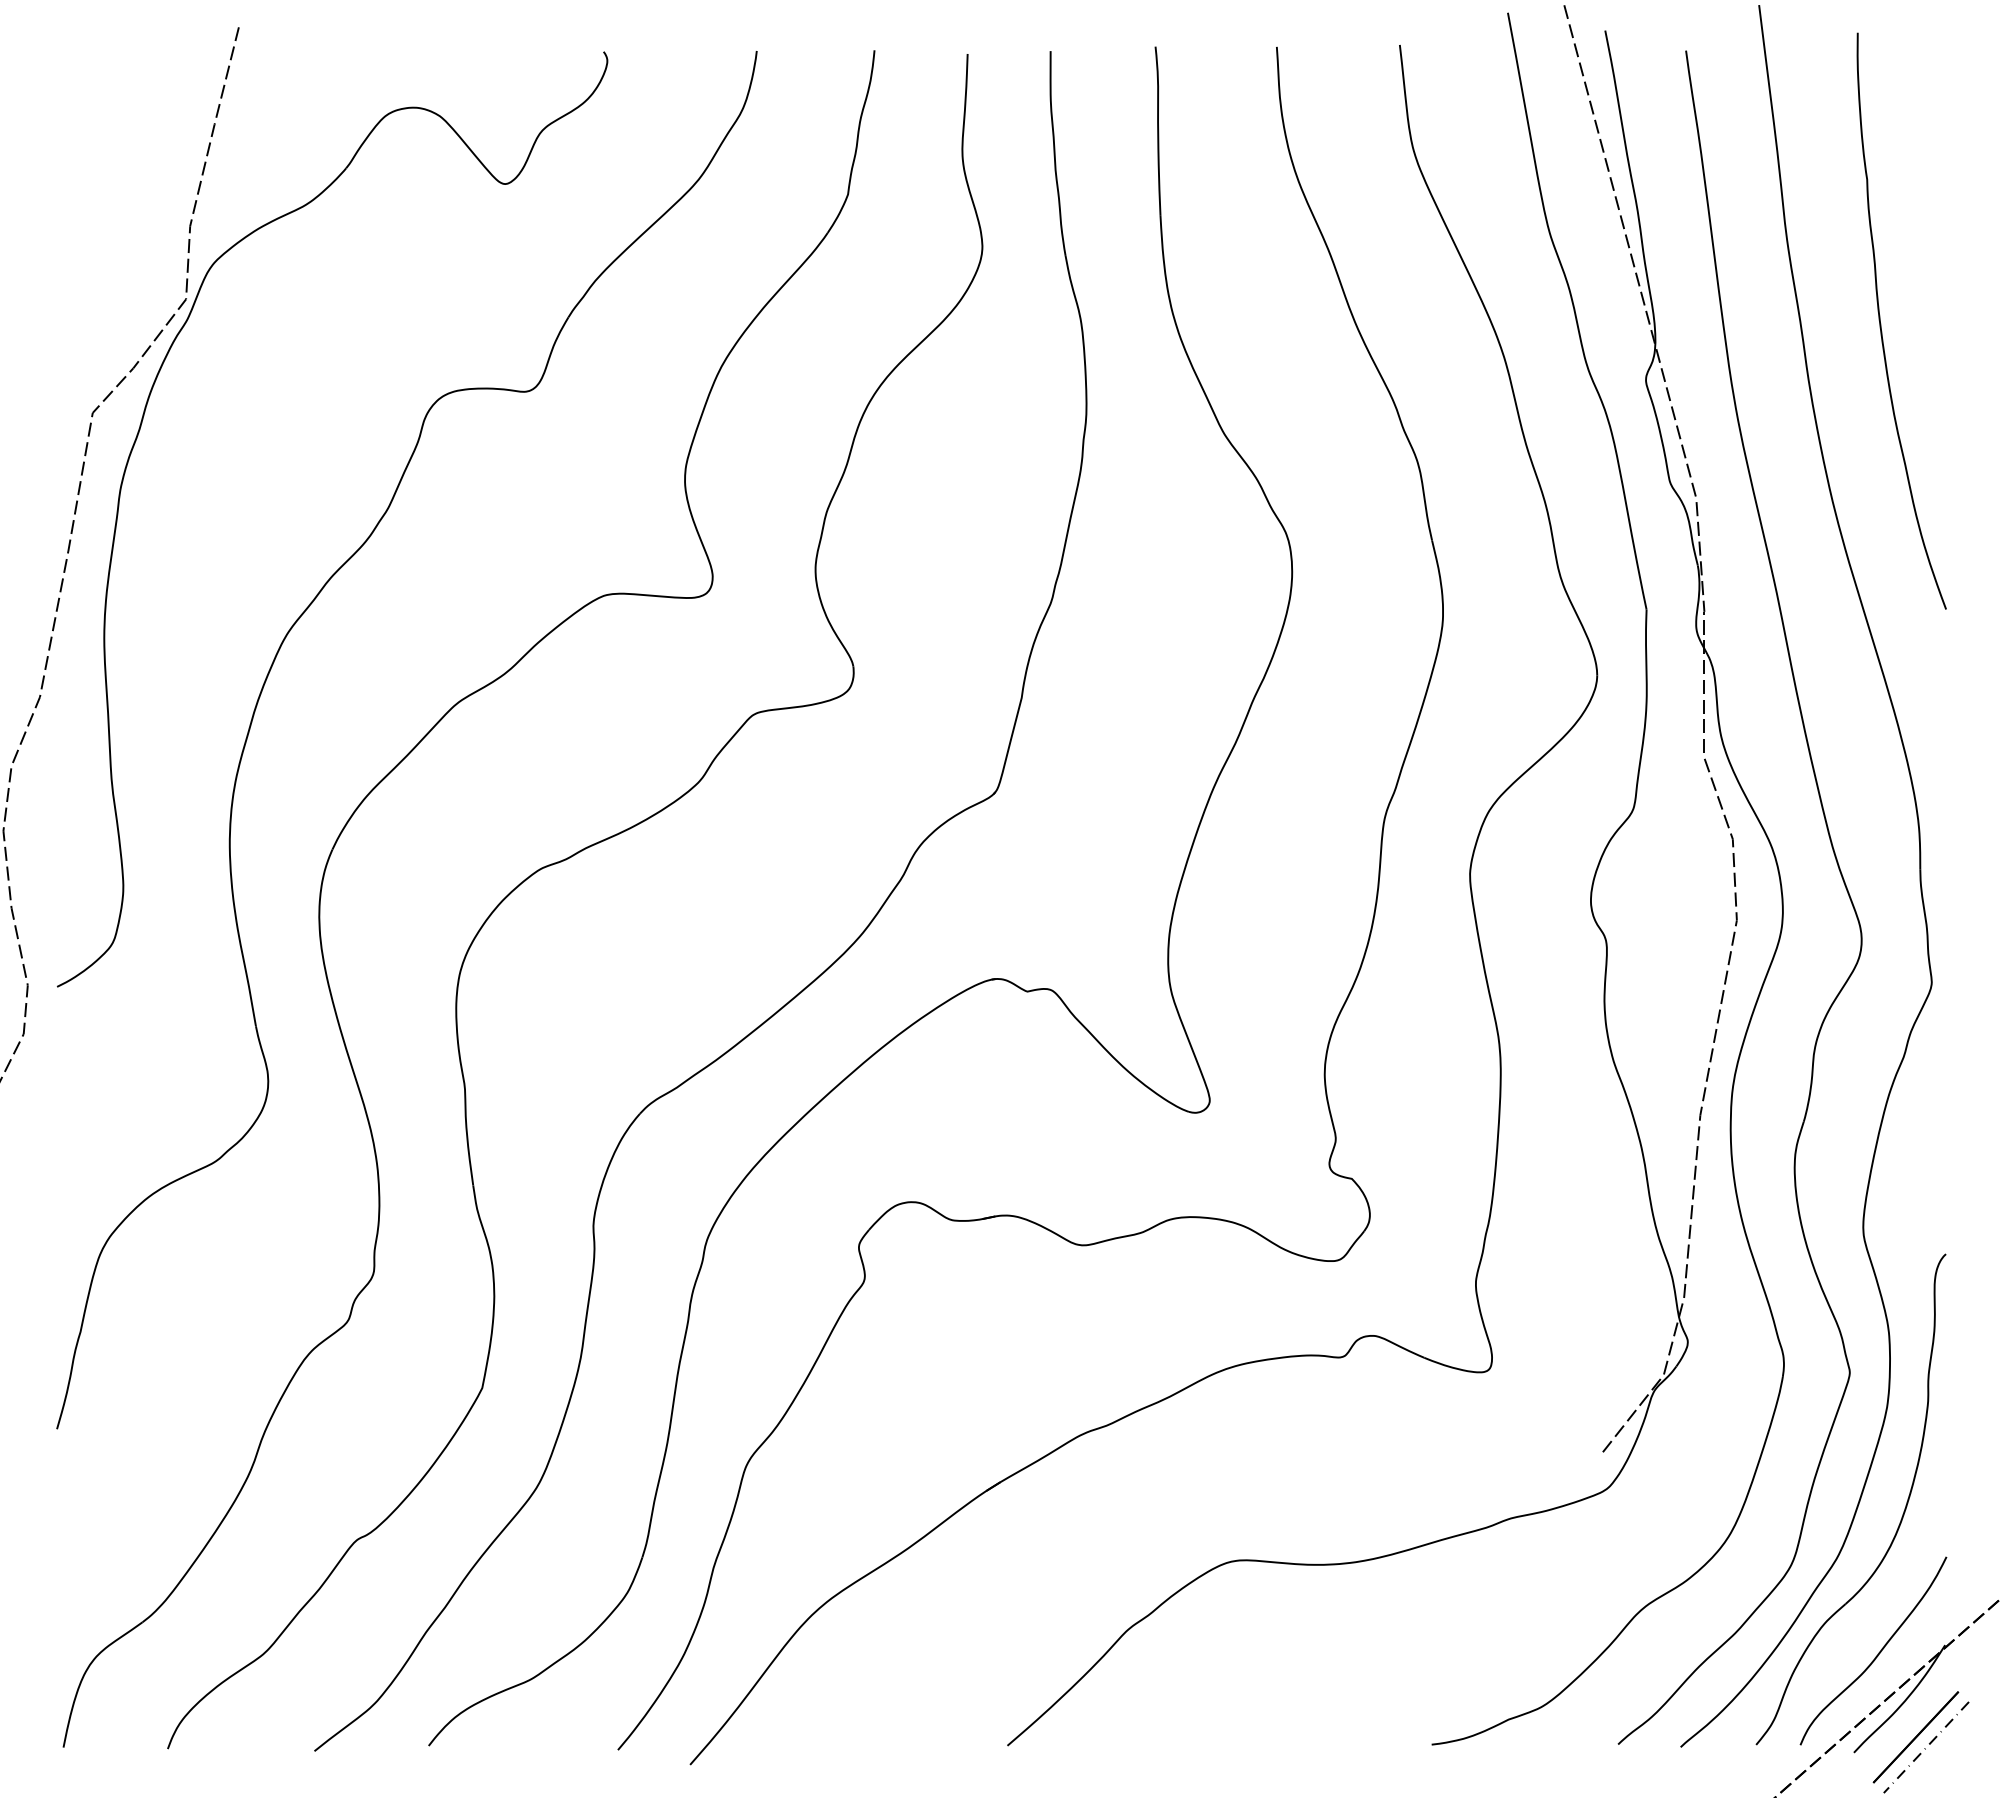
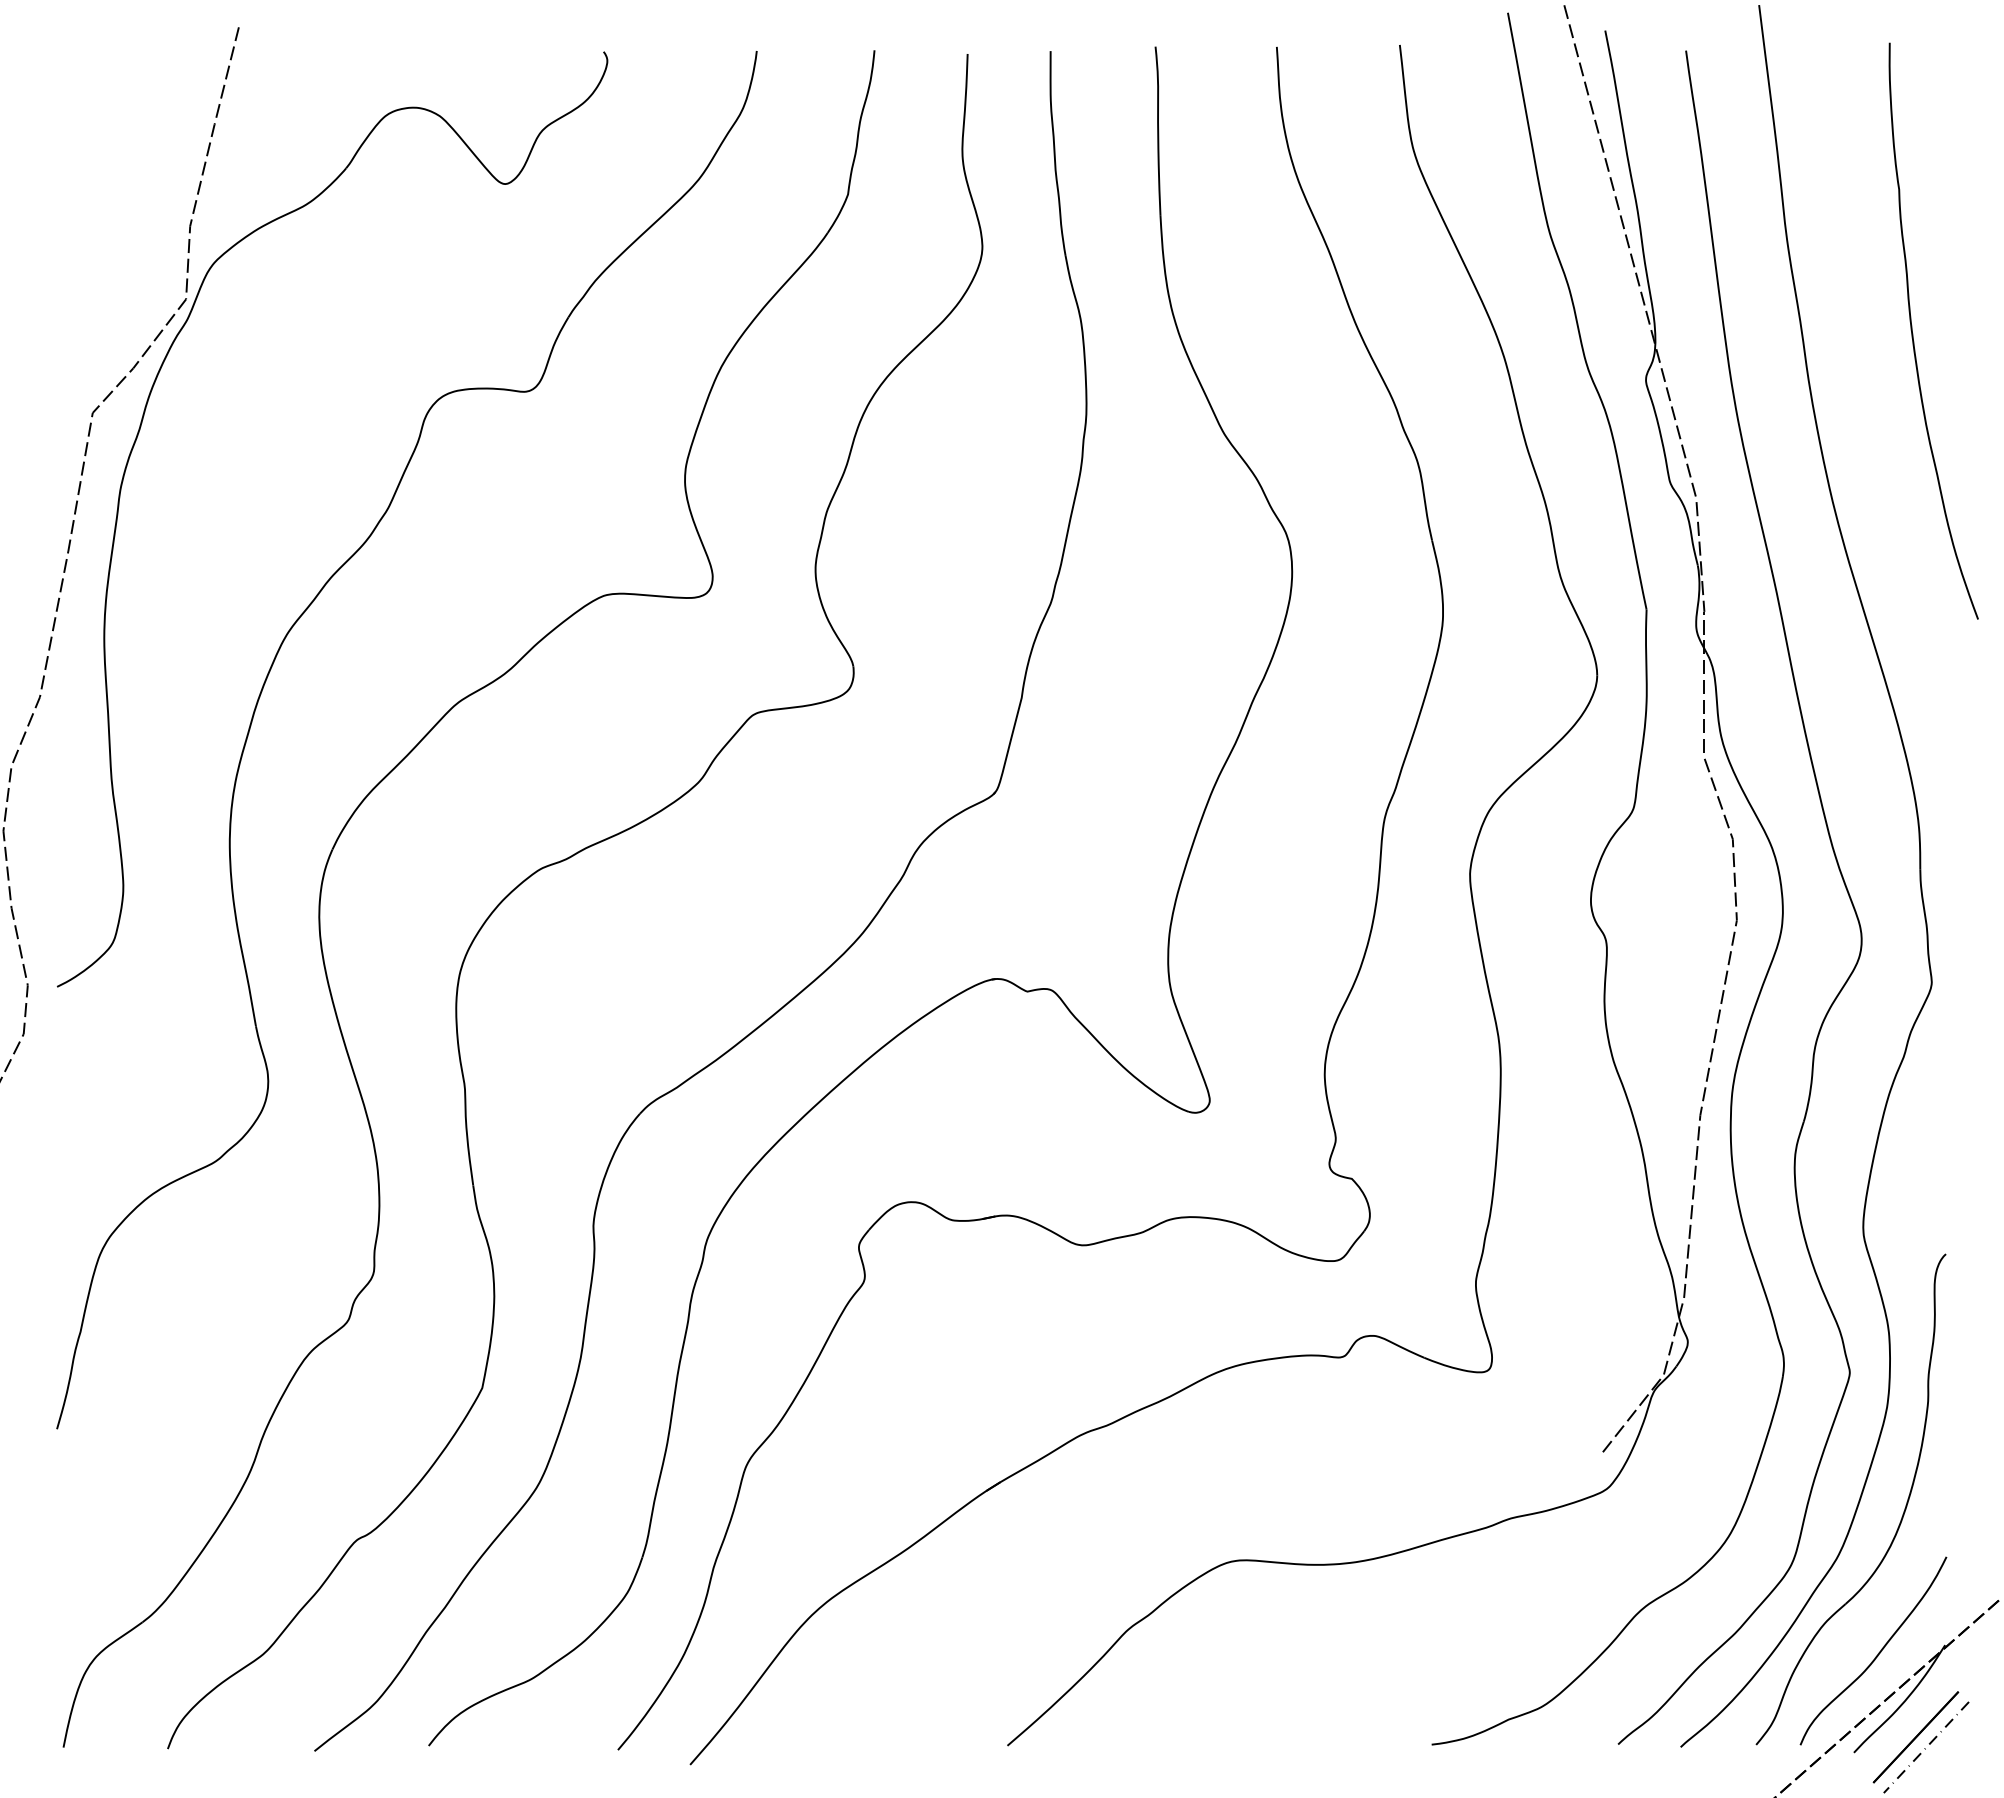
curve position: (1881, 323) -> (1913, 333) (1913, 333)
